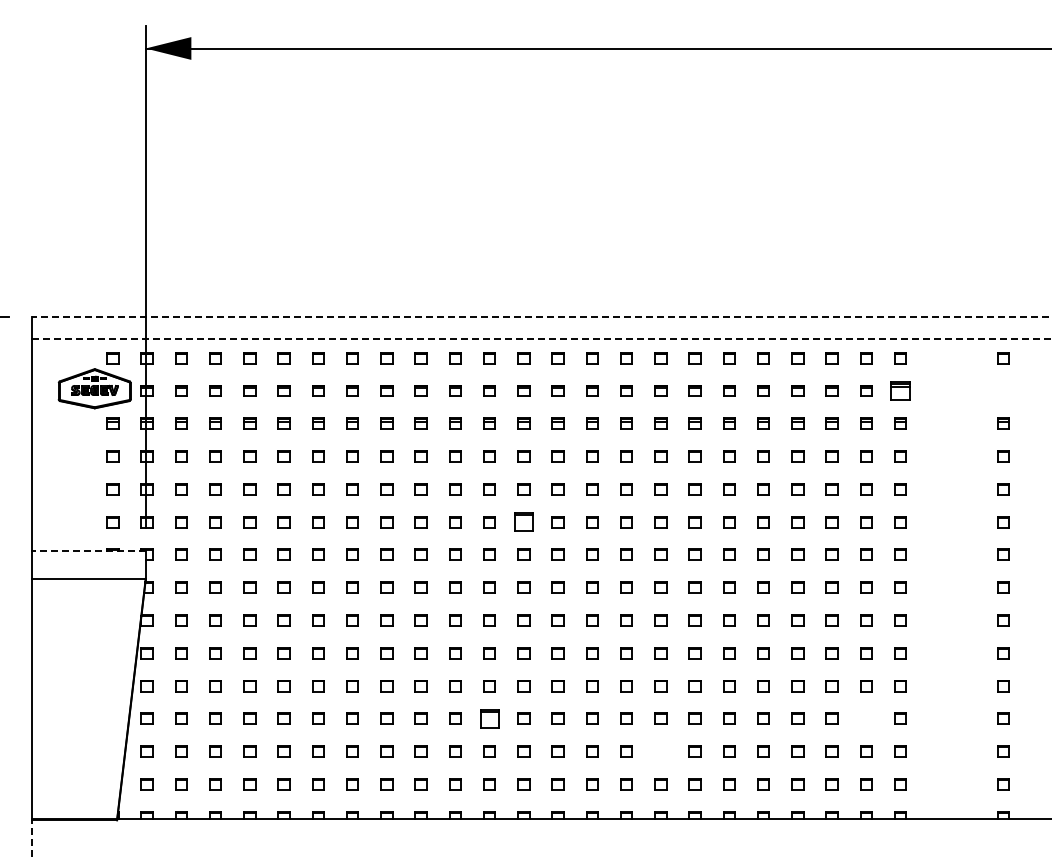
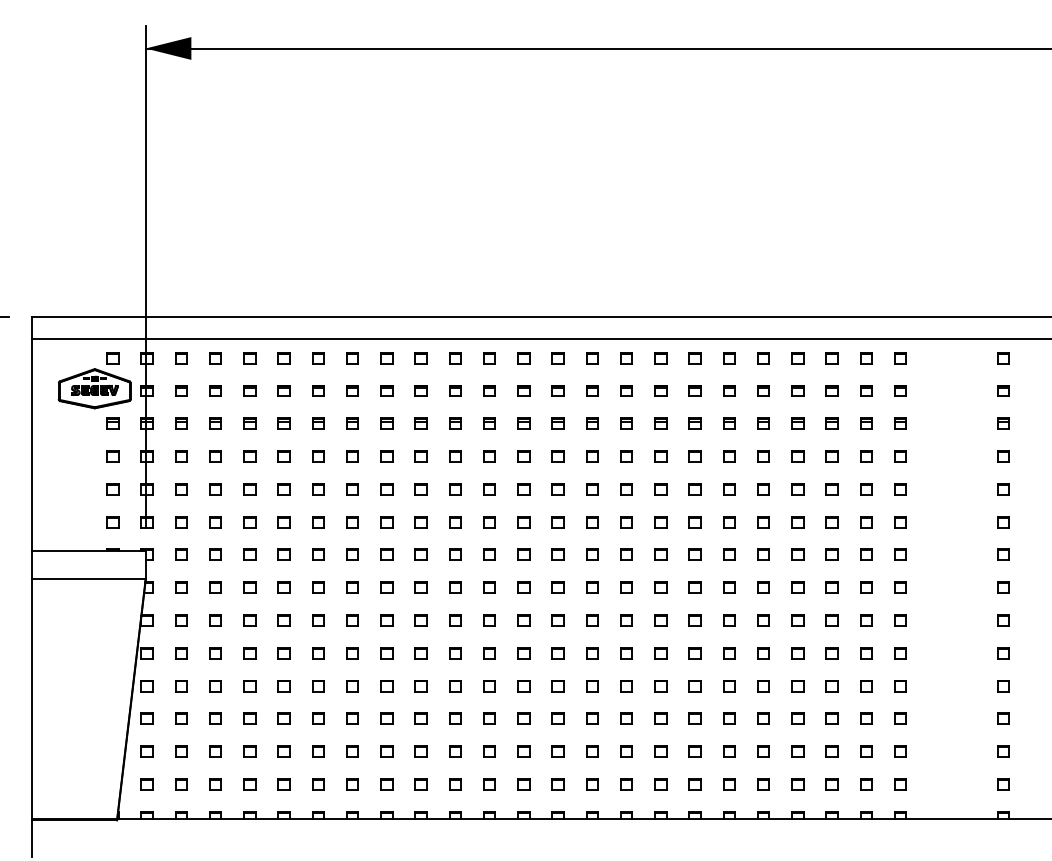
line: dashed -> solid (541, 316)
line: dashed -> solid (541, 339)
part size: 21x20 px -> 13x12 px (900, 390)
part: none -> present (1003, 390)
part size: 20x20 px -> 14x13 px (523, 522)
line: dashed -> solid (88, 550)
part size: 20x20 px -> 13x13 px (489, 718)
part: none -> present (866, 718)
part: none -> present (660, 751)
line: dashed -> solid (31, 838)
